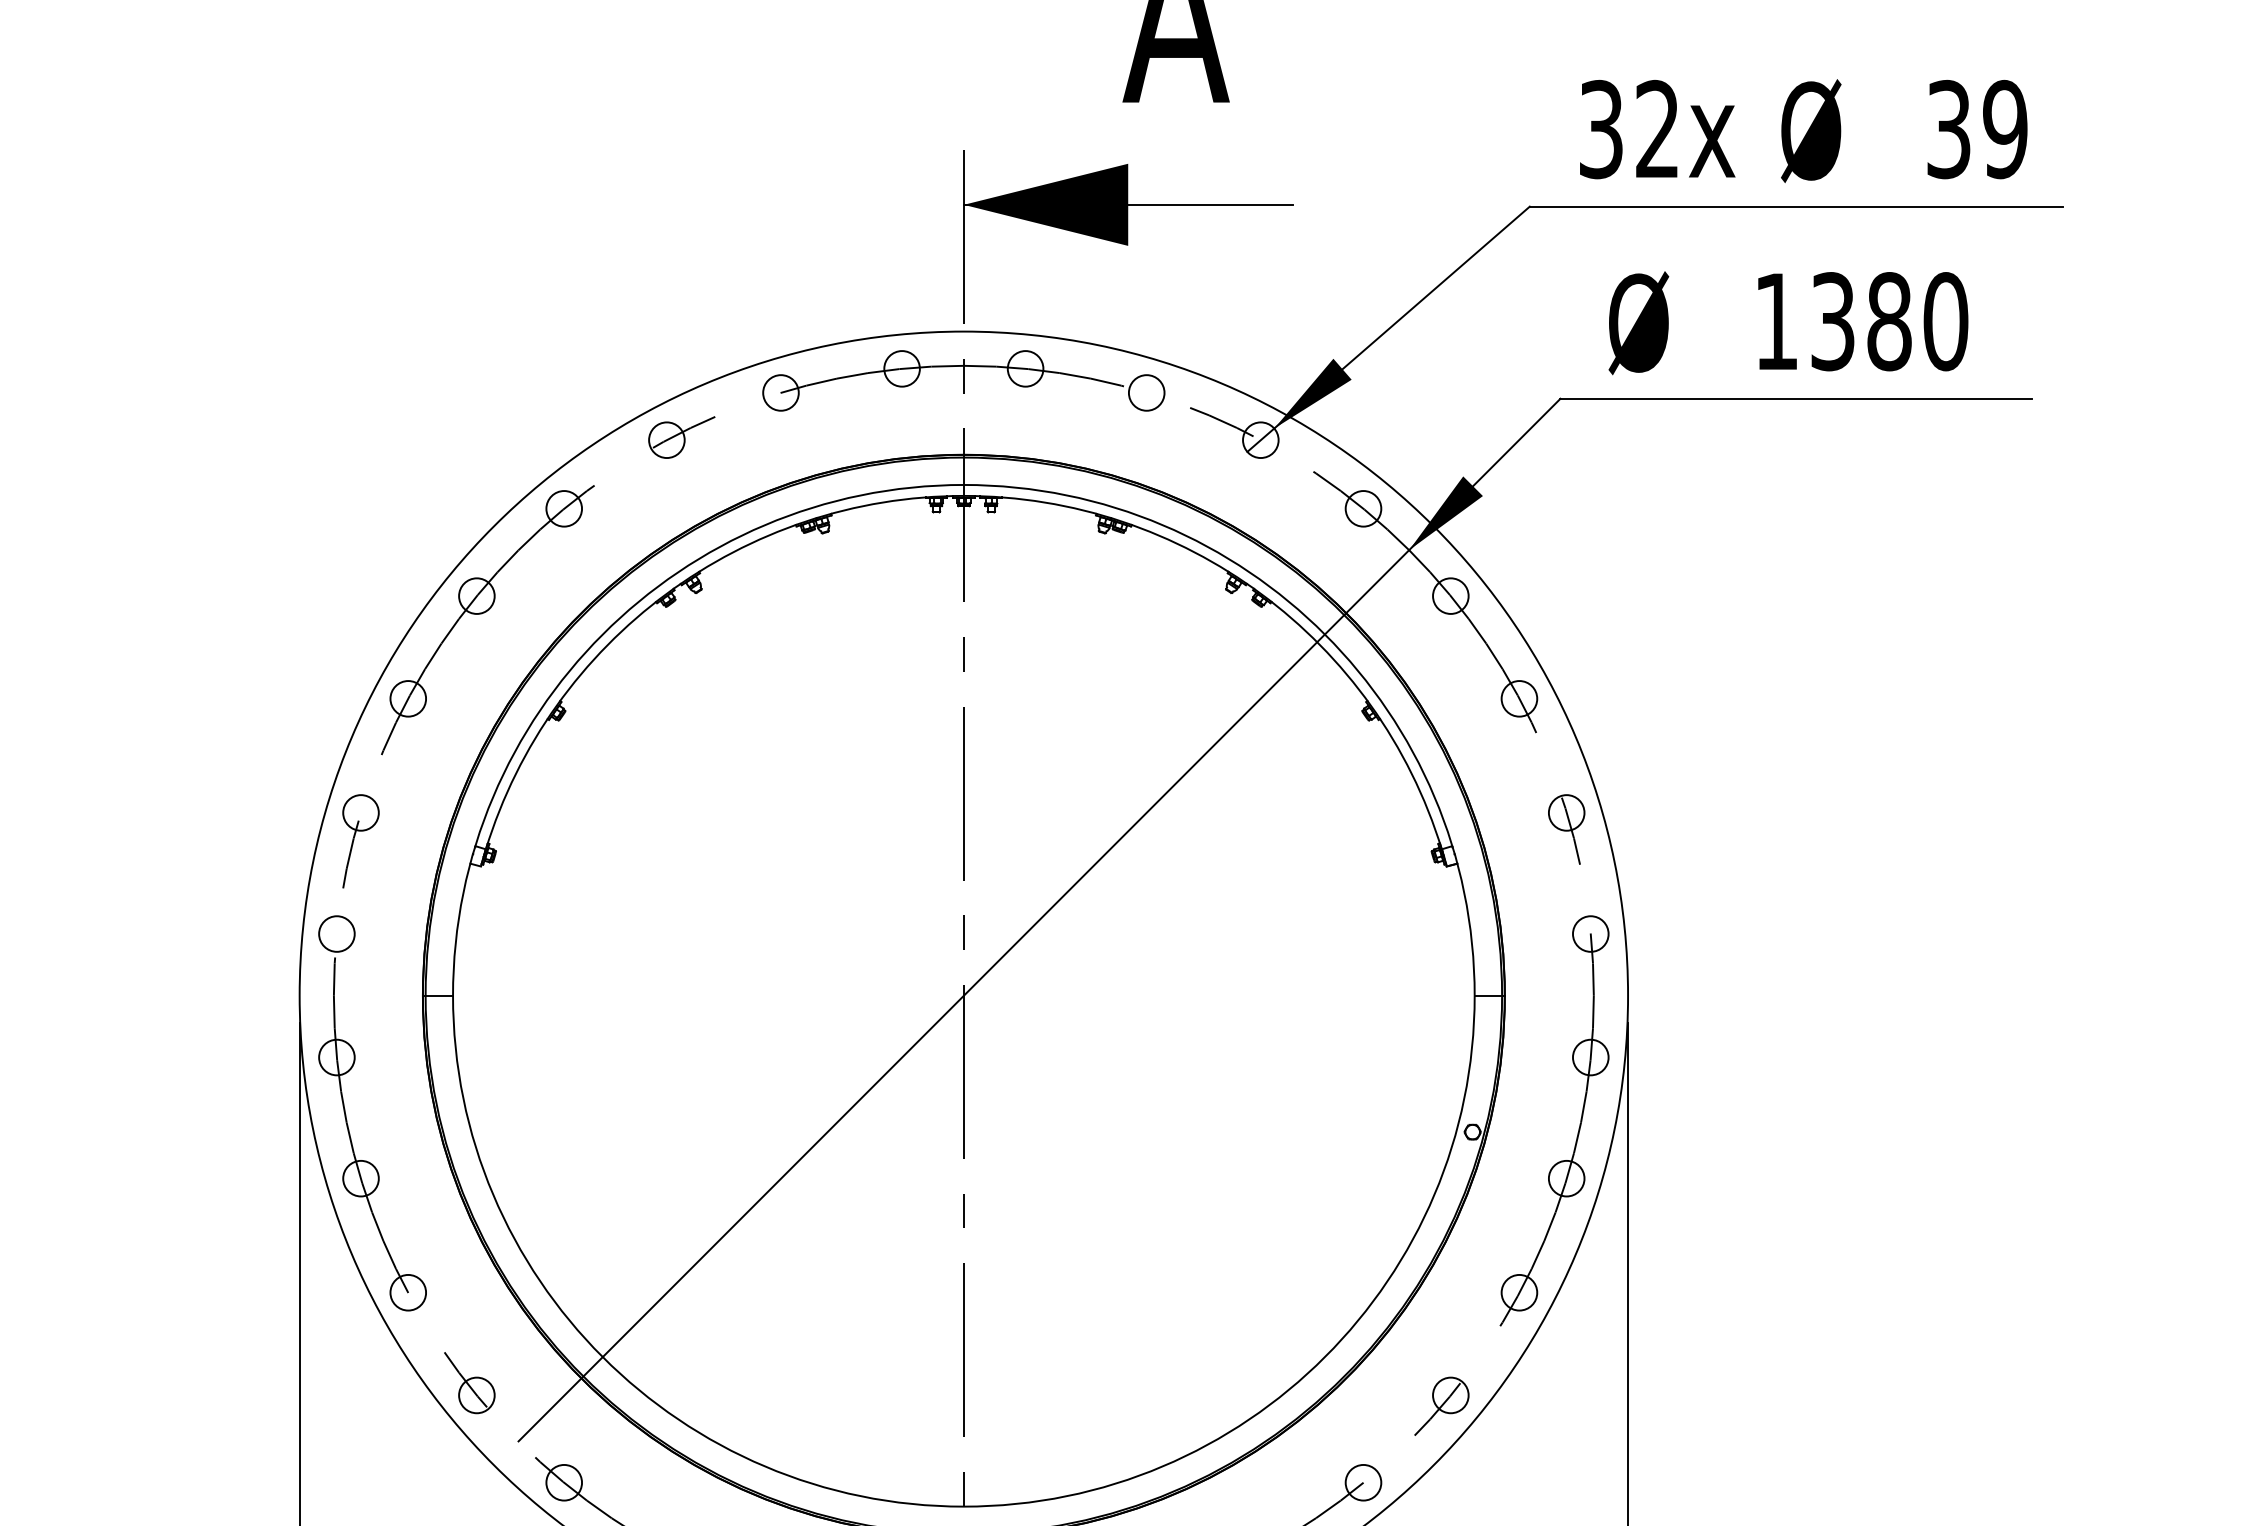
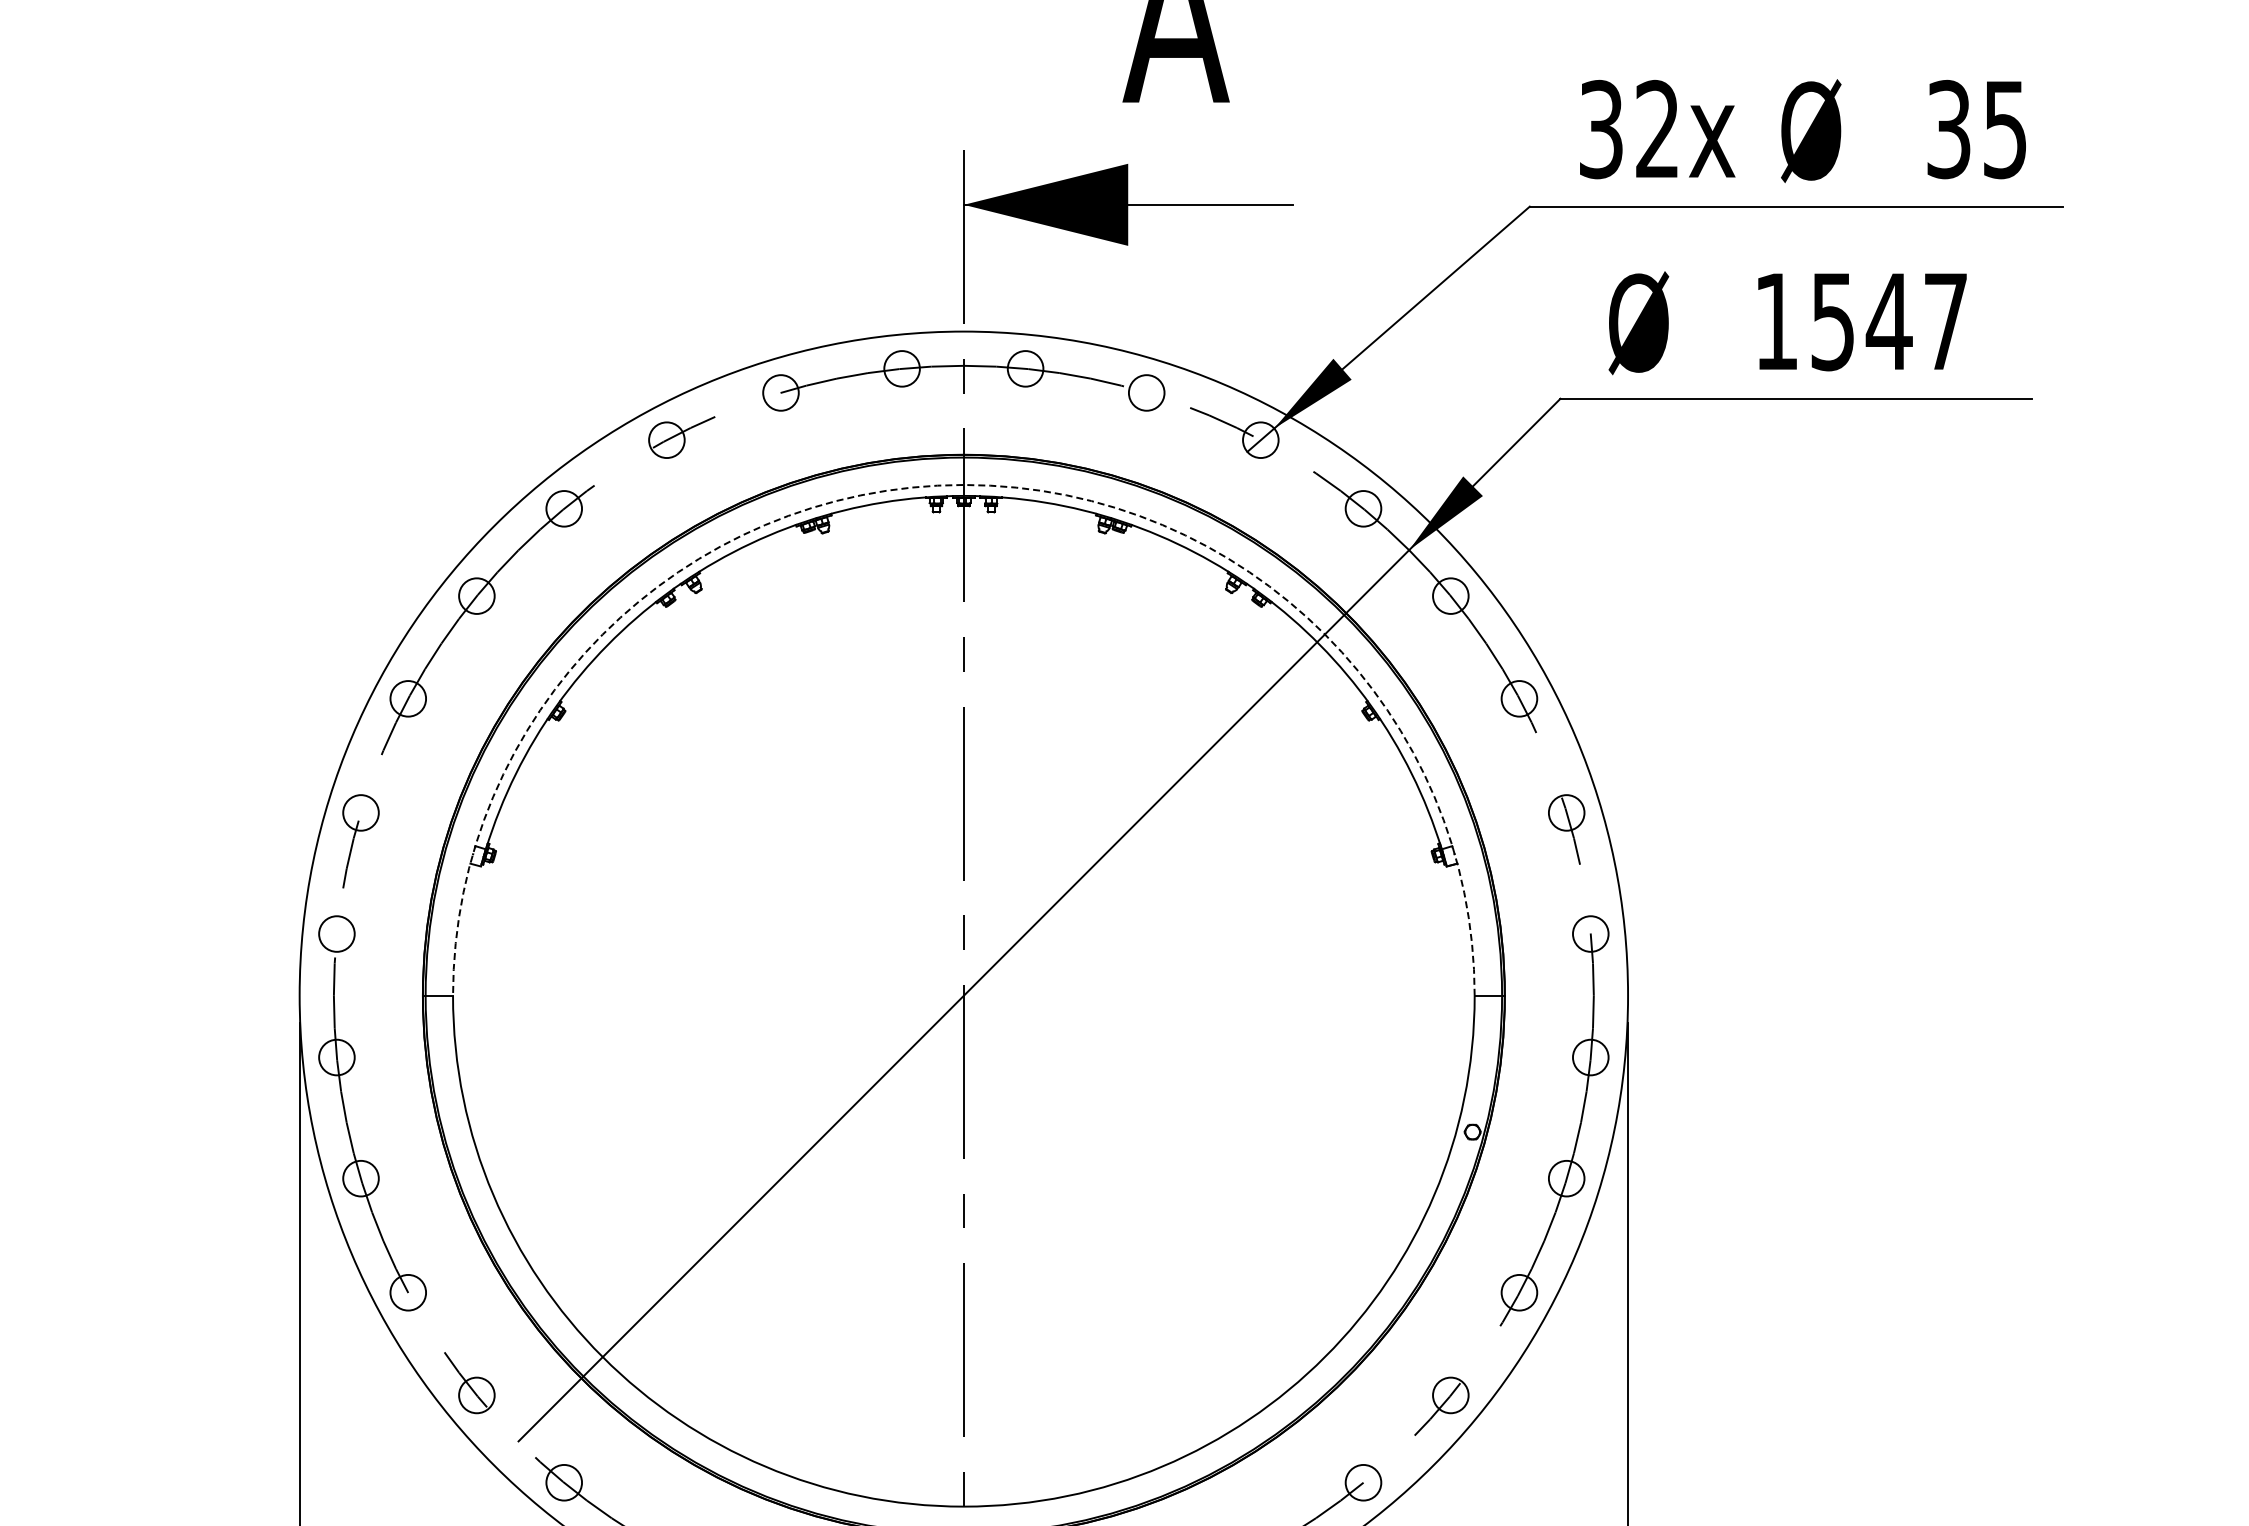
text: 39 -> 35 (2005, 129)
text: 1380 -> 1547 (1889, 321)
arc: solid -> dashed (963, 484)
